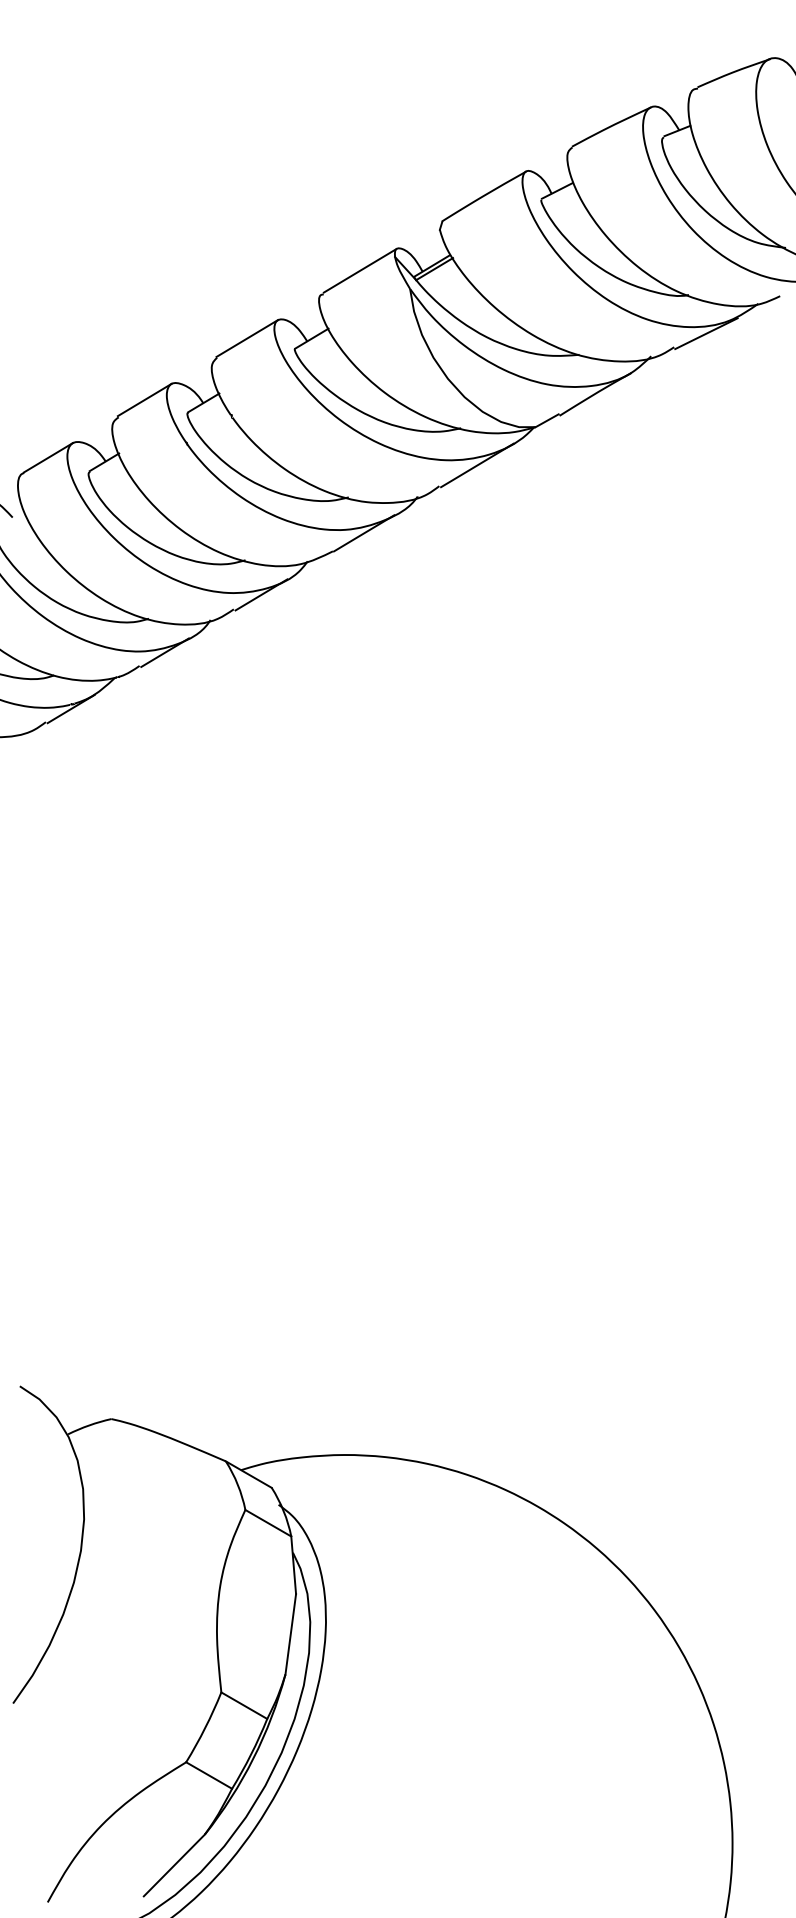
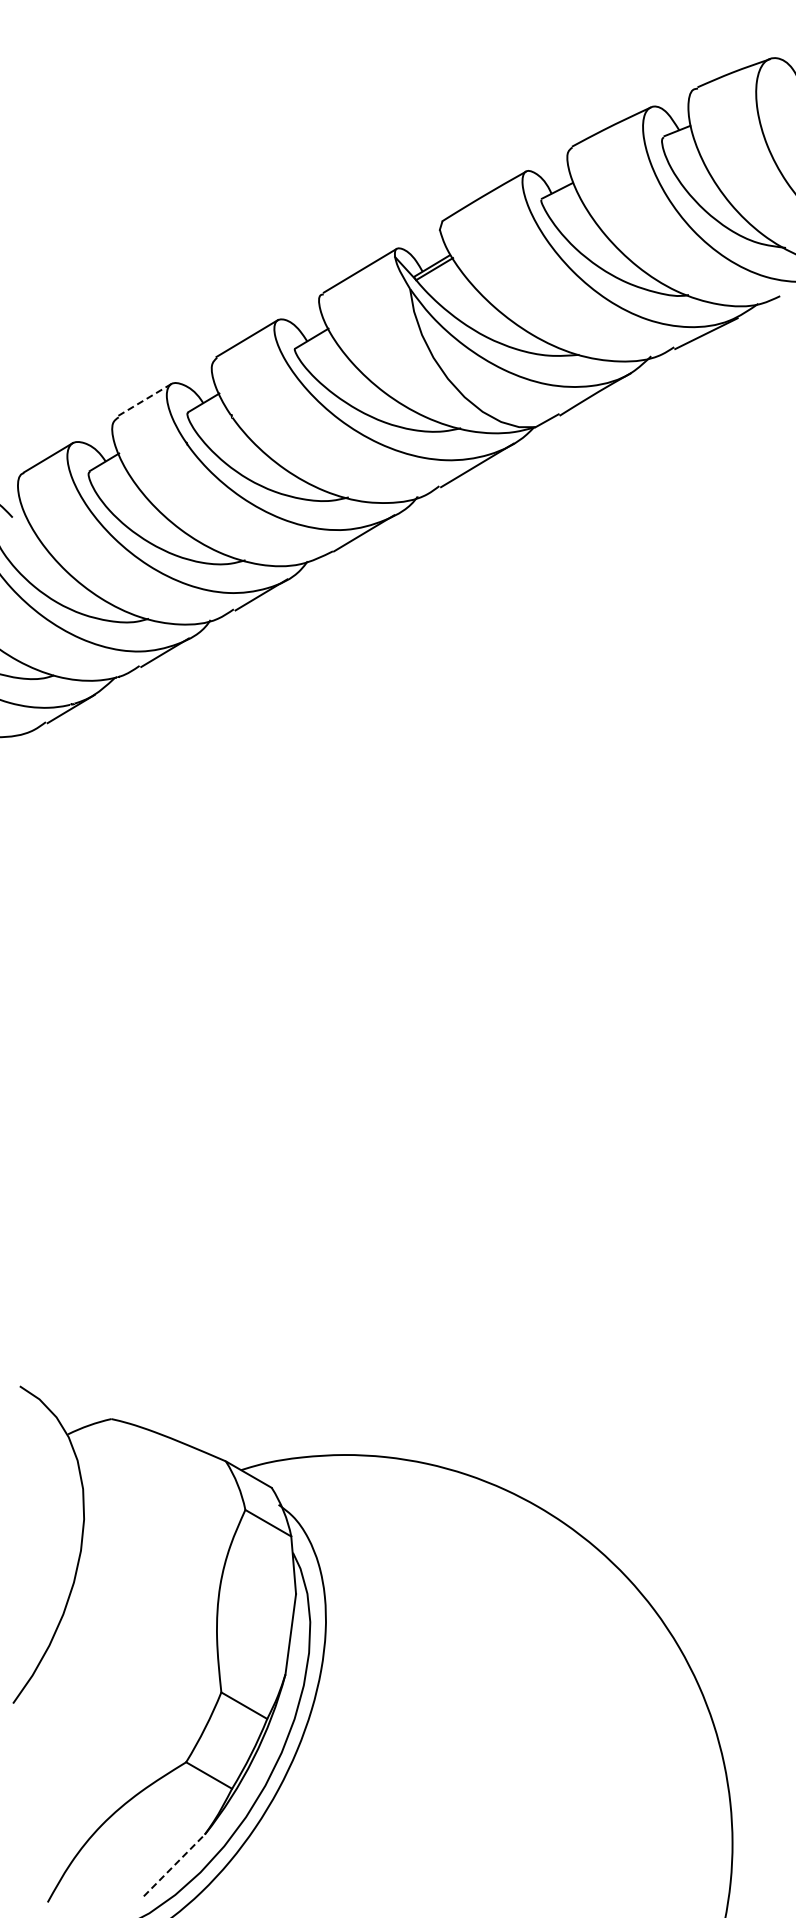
line: solid -> dashed (144, 400)
line: solid -> dashed (174, 1865)
